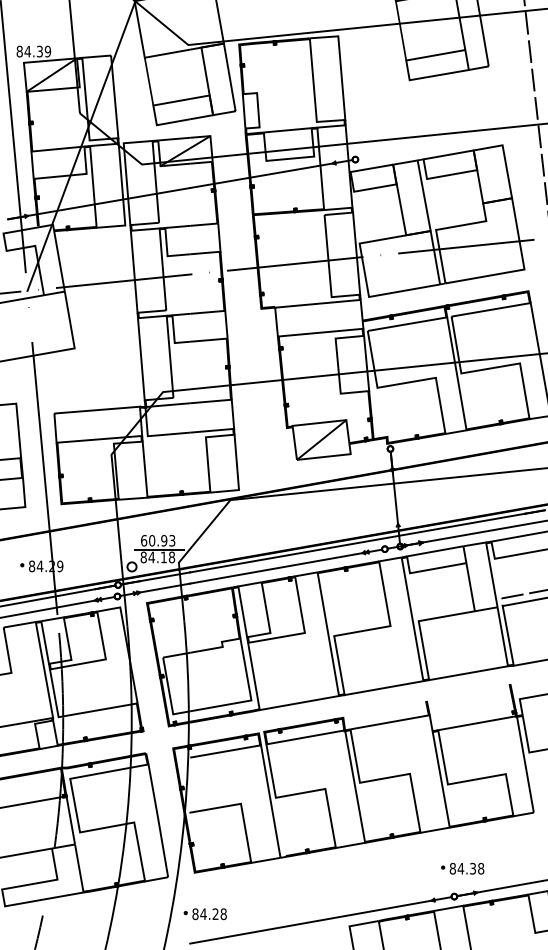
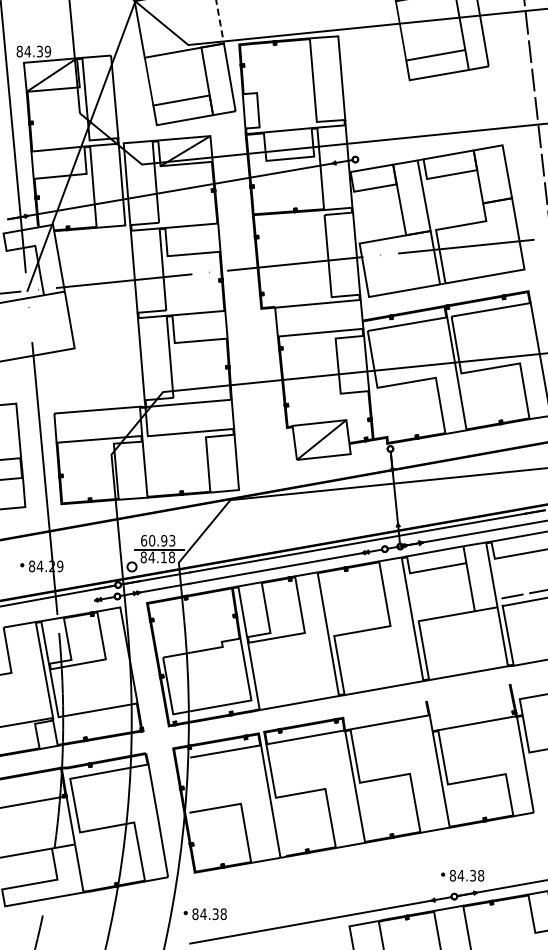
line: solid -> dashed (220, 22)
line: present -> none (48, 608)
part position: (462, 868) -> (462, 875) (462, 875)
text: 84.28 -> 84.38 (215, 914)
